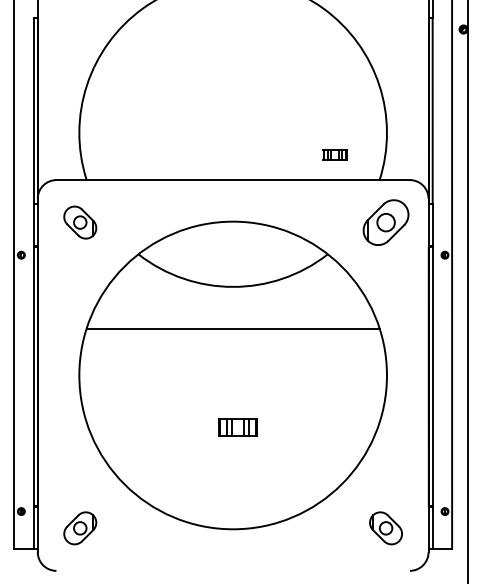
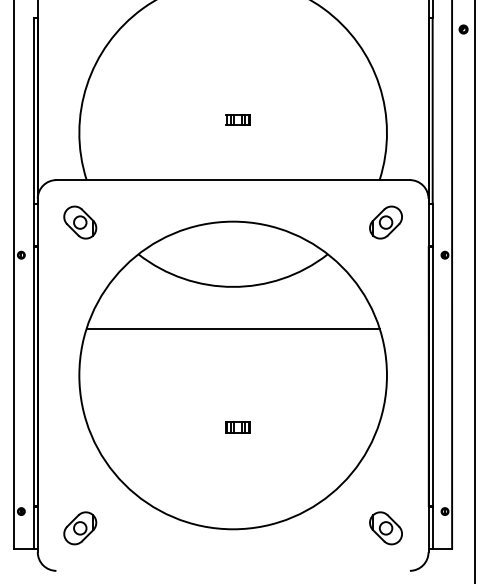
part position: (334, 154) -> (237, 119) (237, 119)
part size: 48x47 px -> 34x35 px (385, 222)
line position: (467, 291) -> (474, 291) (474, 291)
part size: 40x19 px -> 26x13 px (237, 427)
